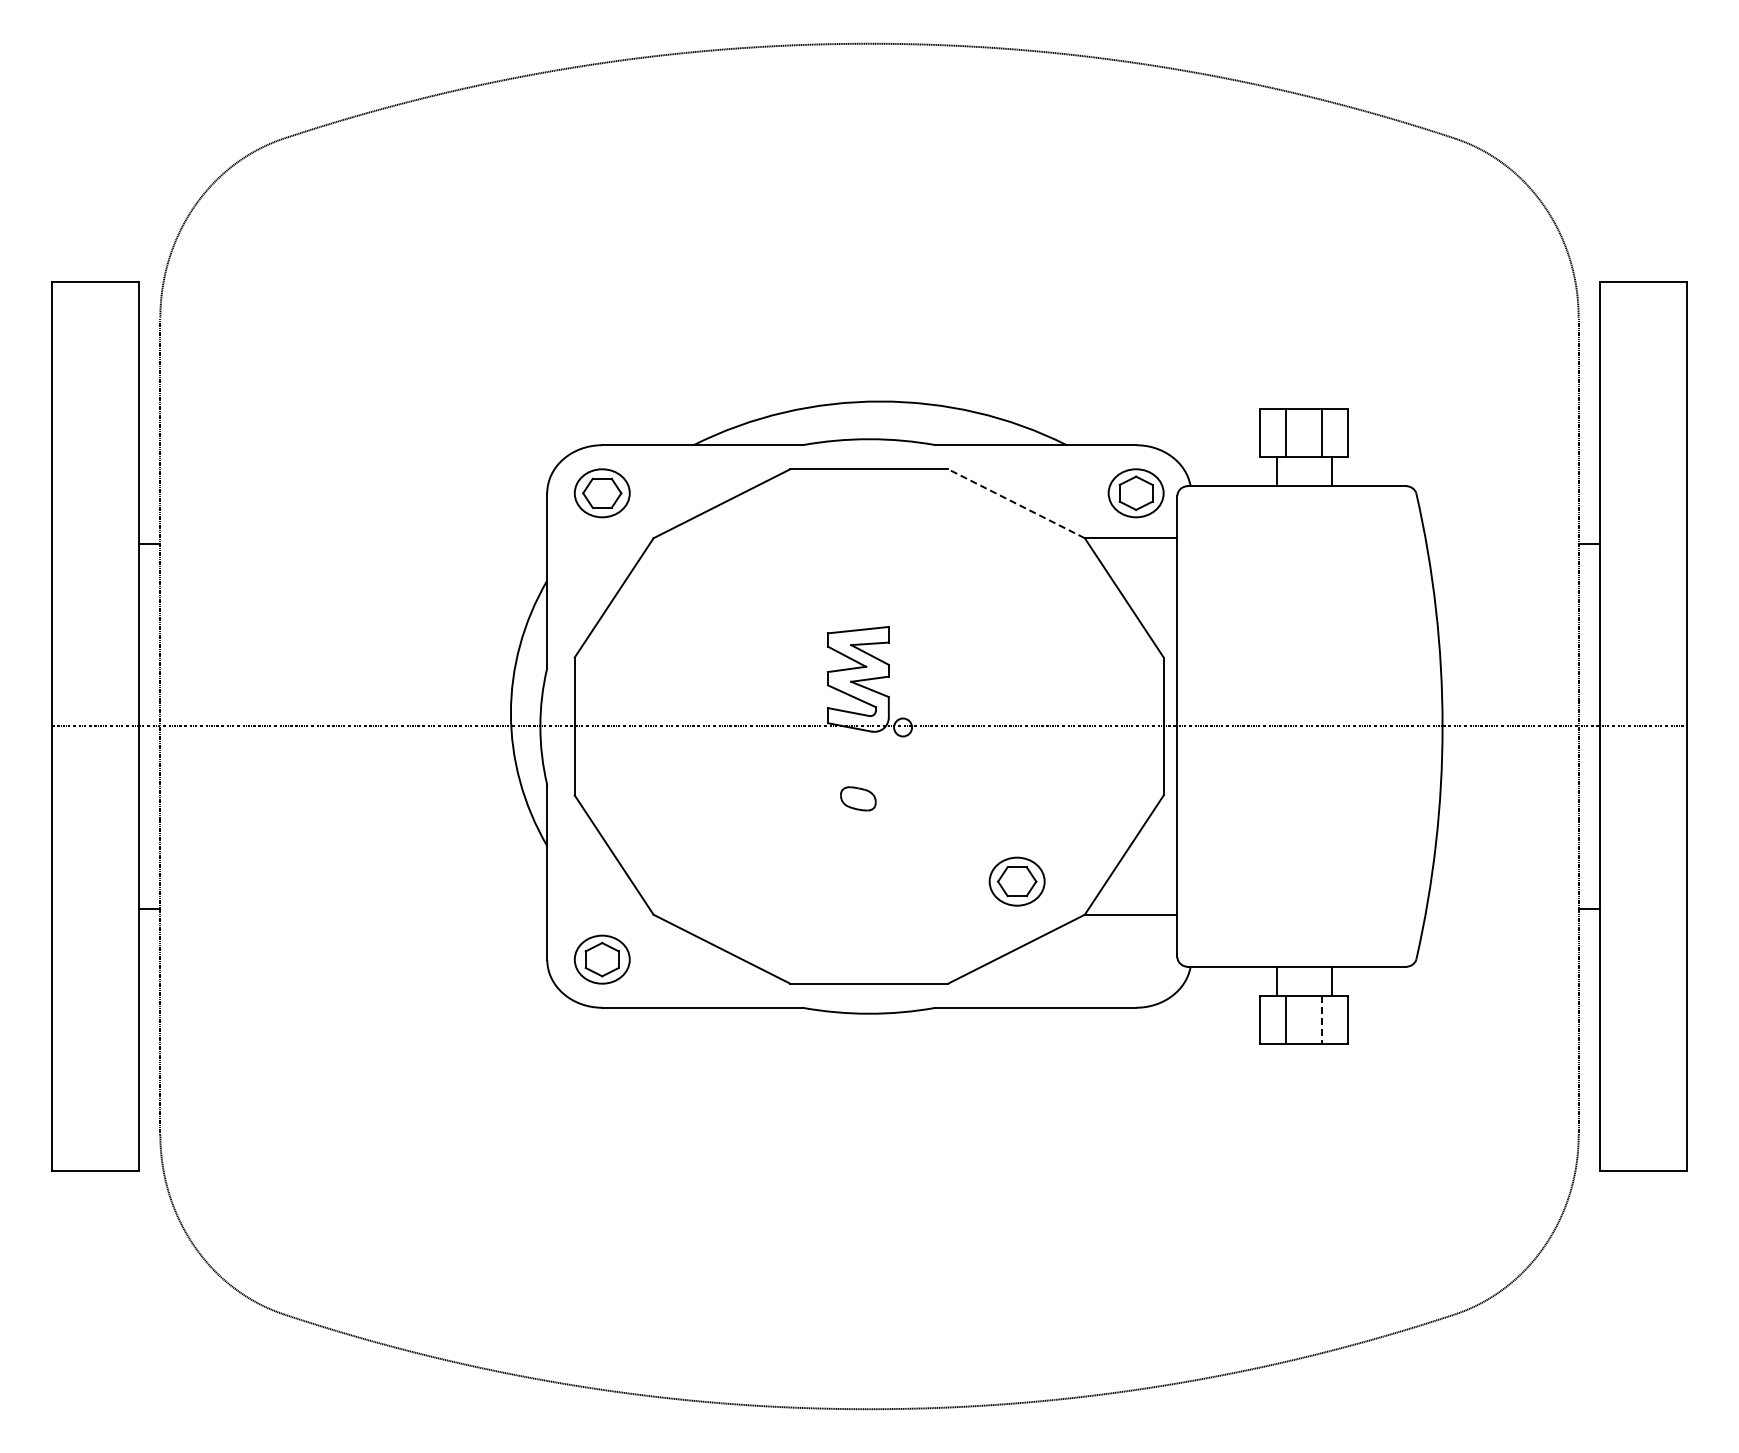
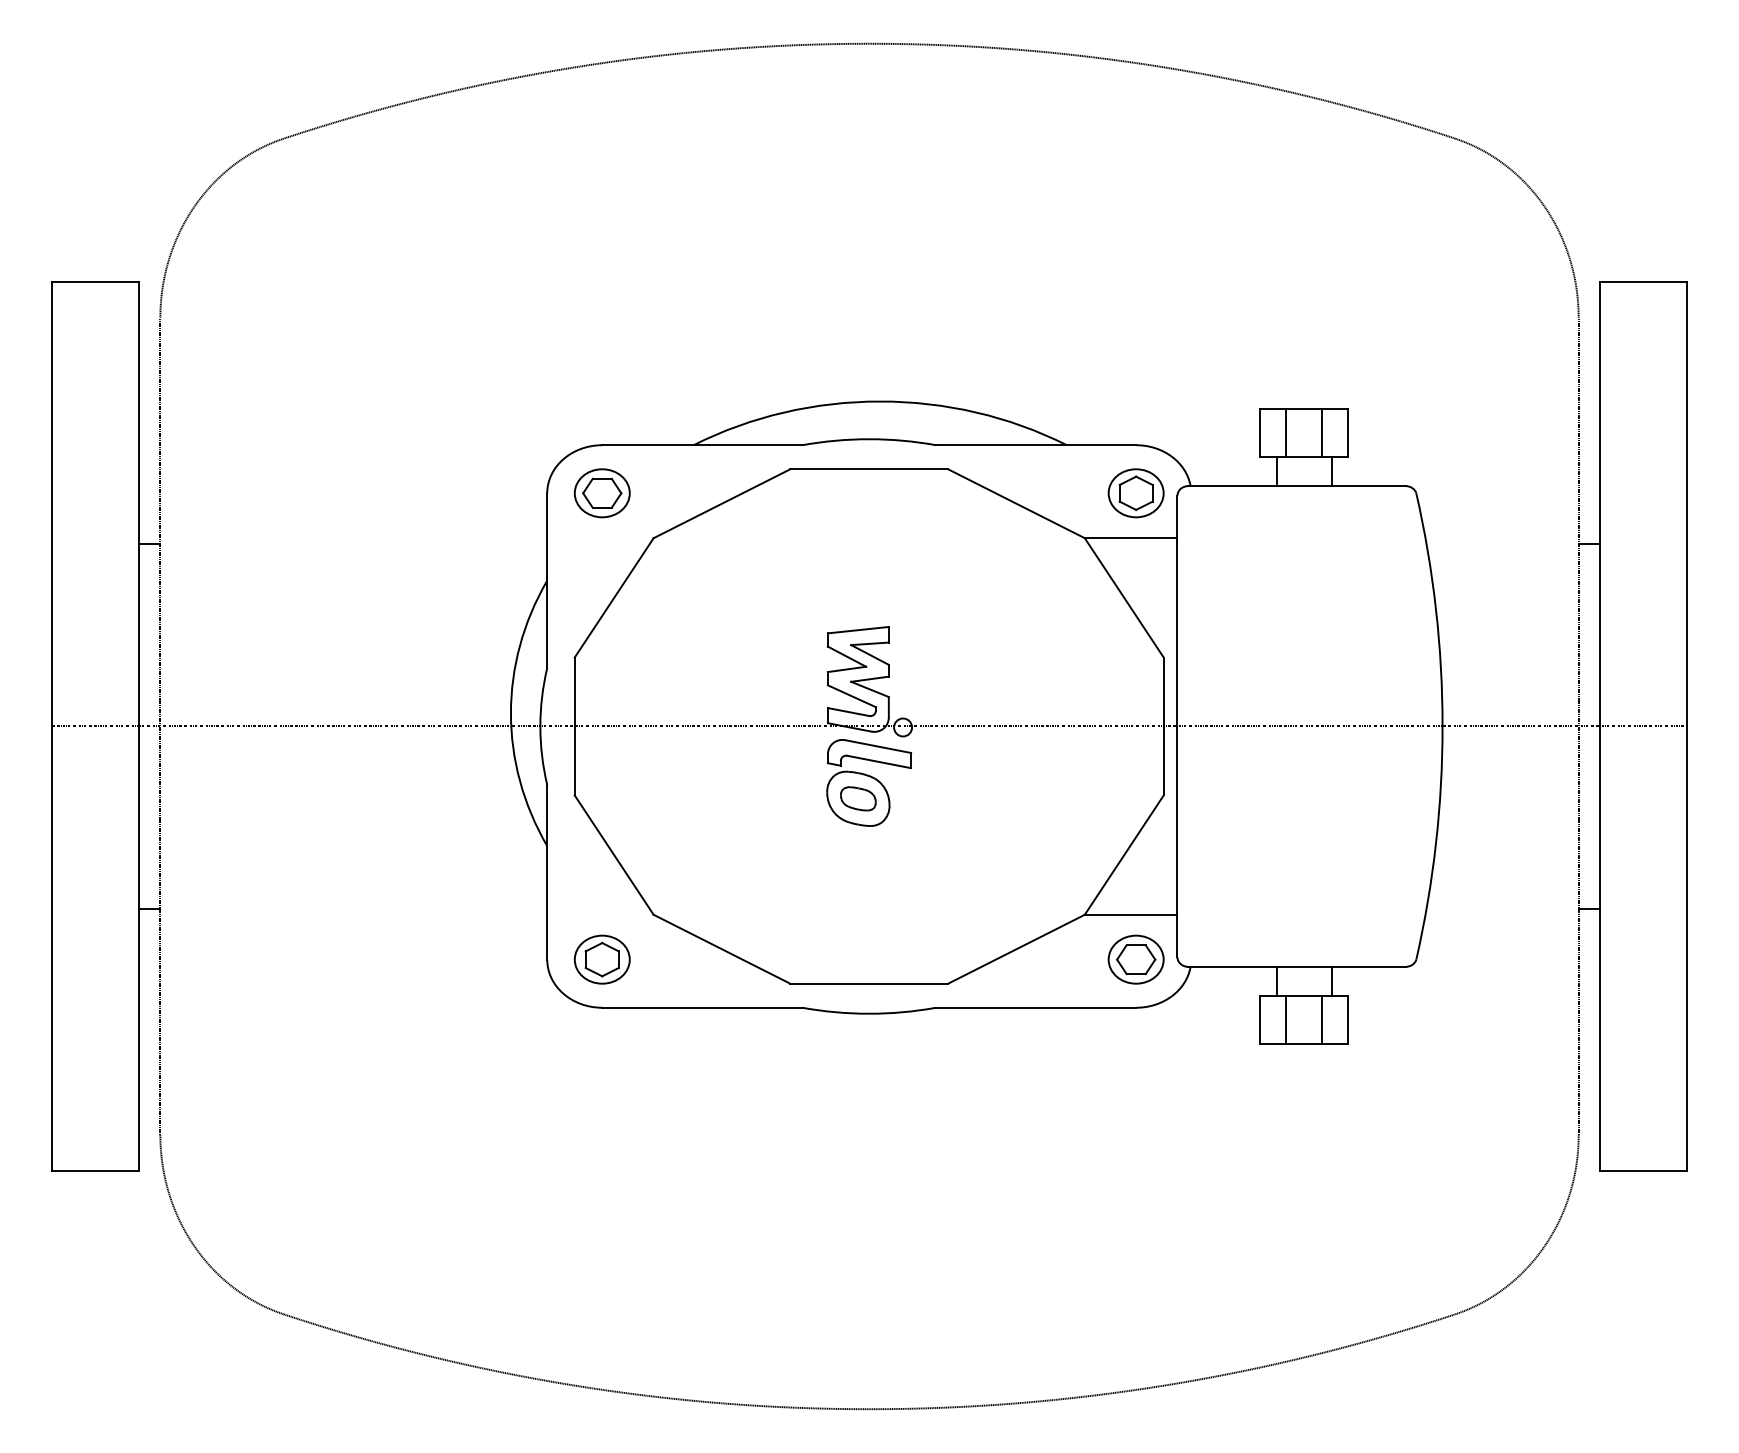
line: dashed -> solid (1016, 503)
part: none -> present (869, 782)
part position: (1016, 881) -> (1135, 959) (1135, 959)
line: dashed -> solid (1322, 1020)
